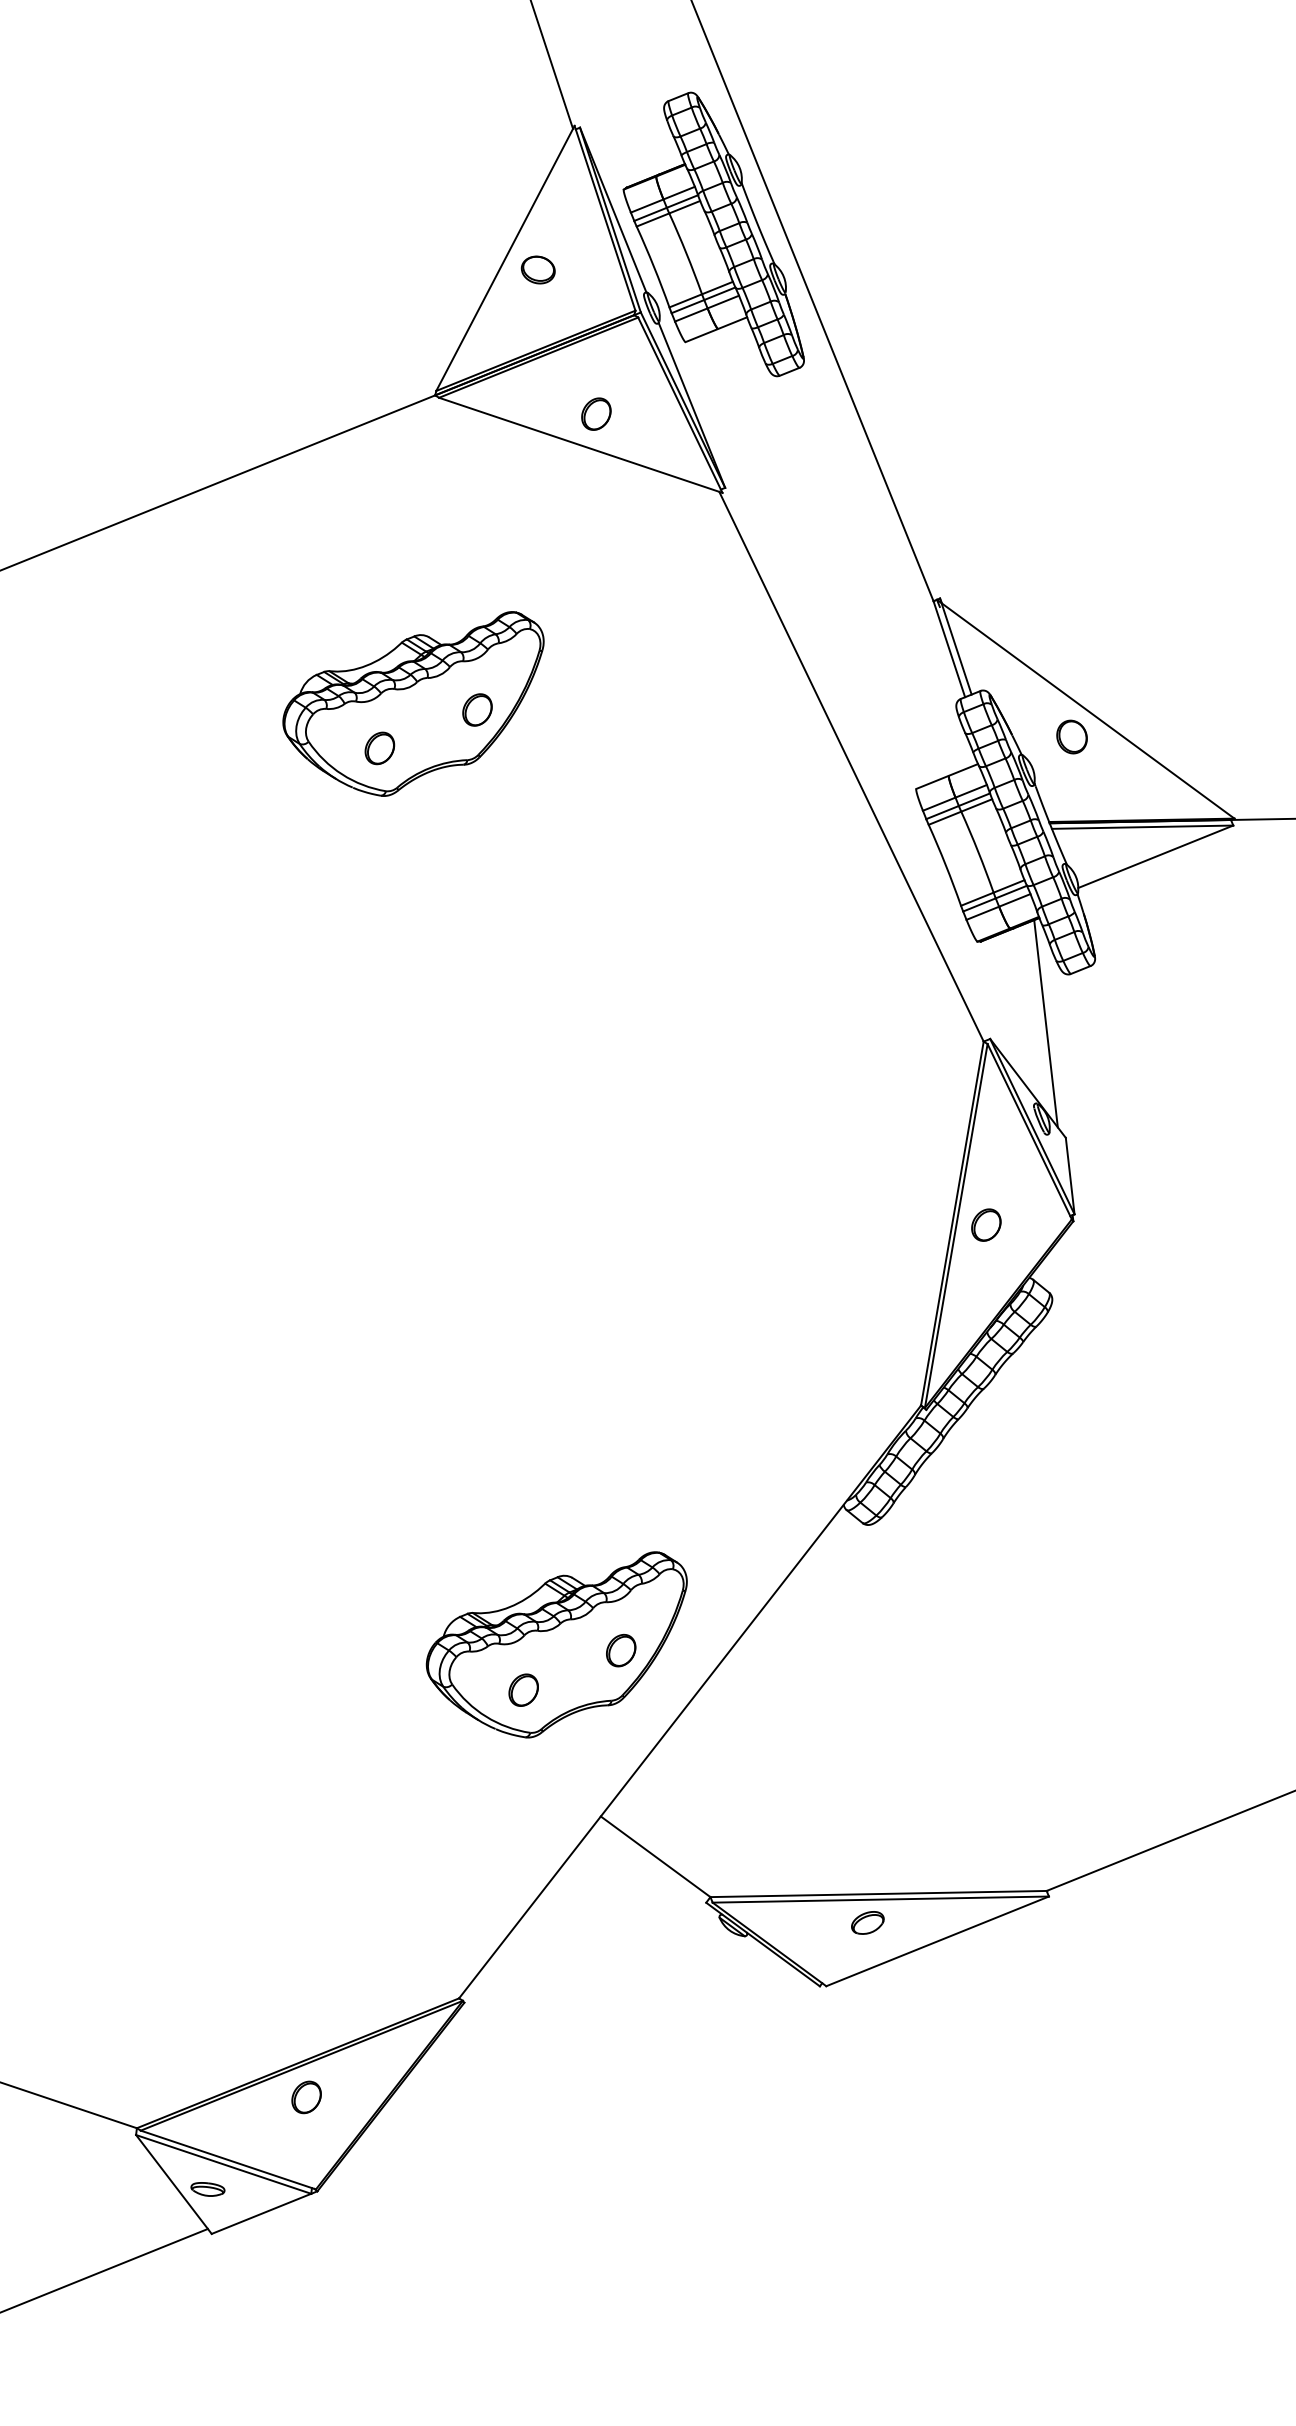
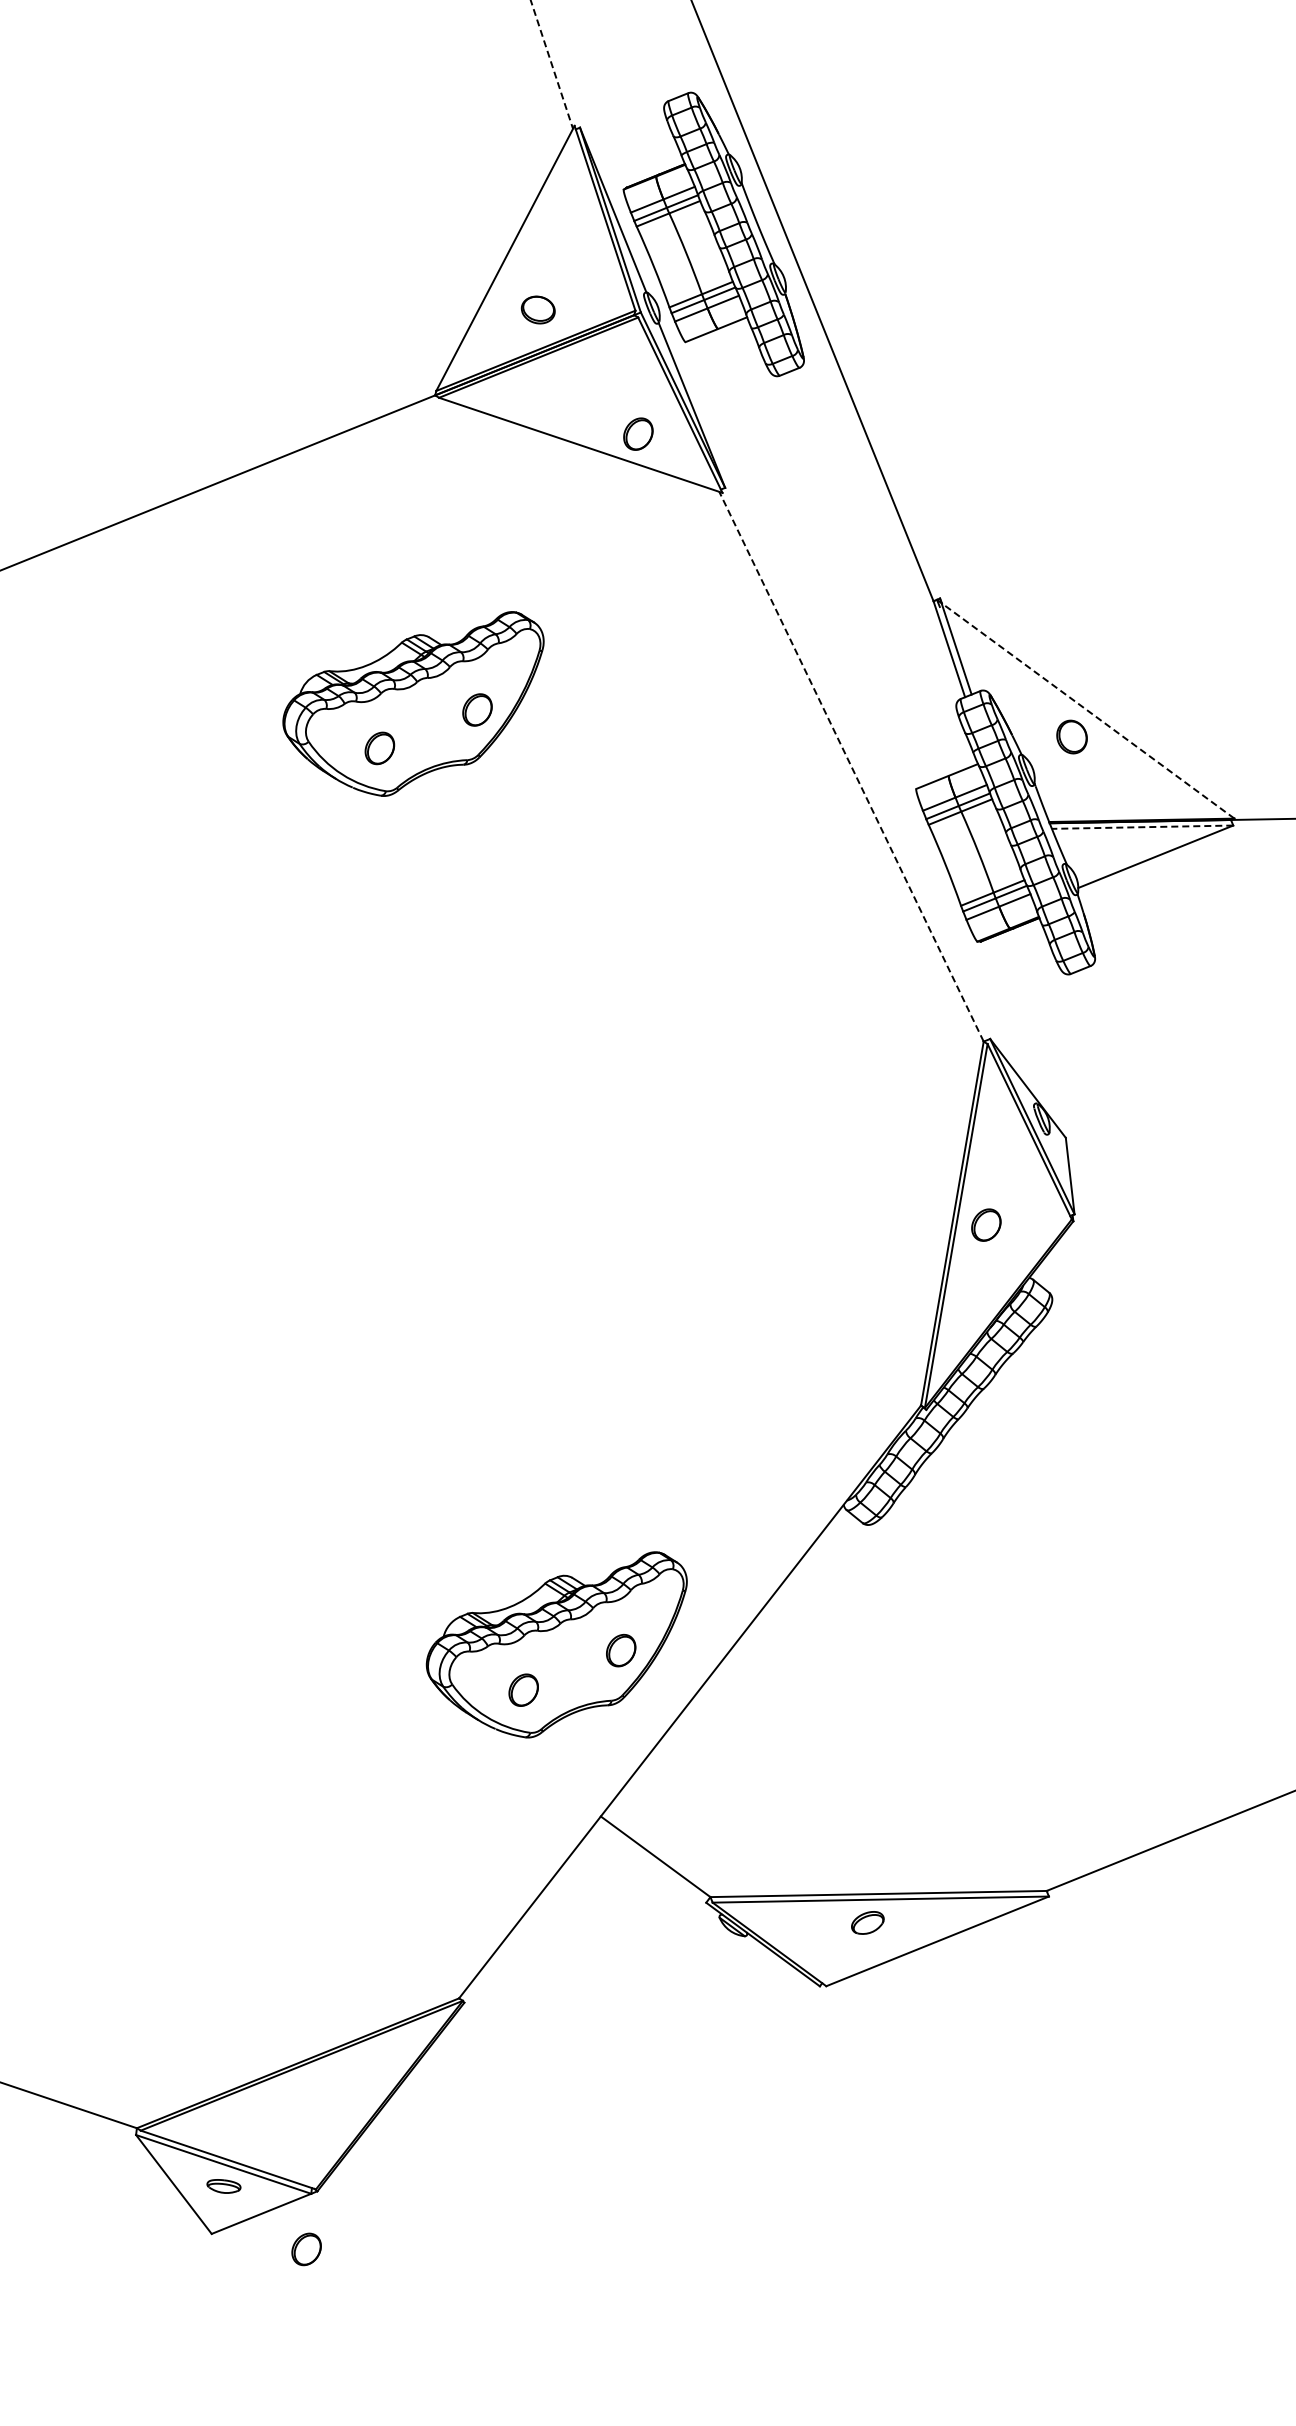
line: solid -> dashed (552, 65)
part position: (537, 269) -> (537, 309) (537, 309)
part position: (596, 413) -> (638, 433) (638, 433)
line: solid -> dashed (1085, 709)
line: solid -> dashed (851, 766)
line: solid -> dashed (1142, 827)
line: present -> none (1045, 1023)
part position: (306, 2097) -> (306, 2249) (306, 2249)
part position: (207, 2189) -> (223, 2186) (223, 2186)
line: present -> none (104, 2269)
